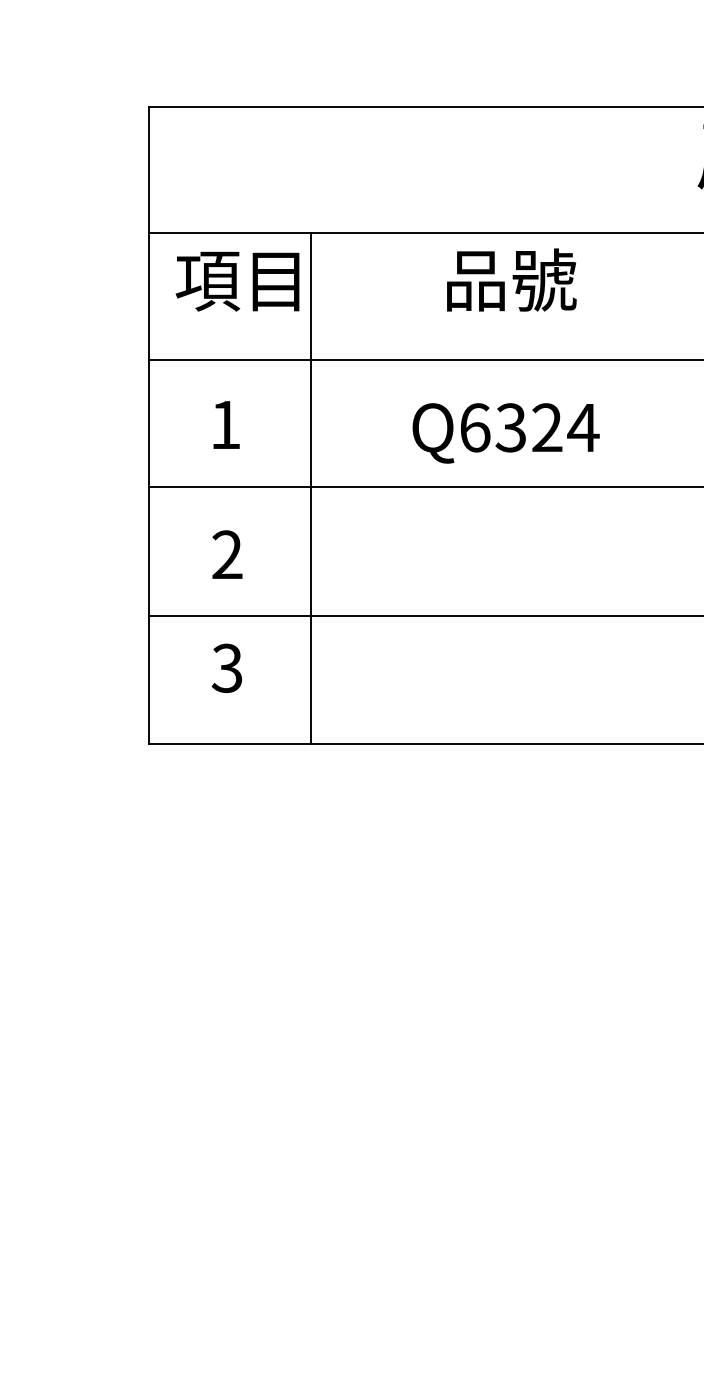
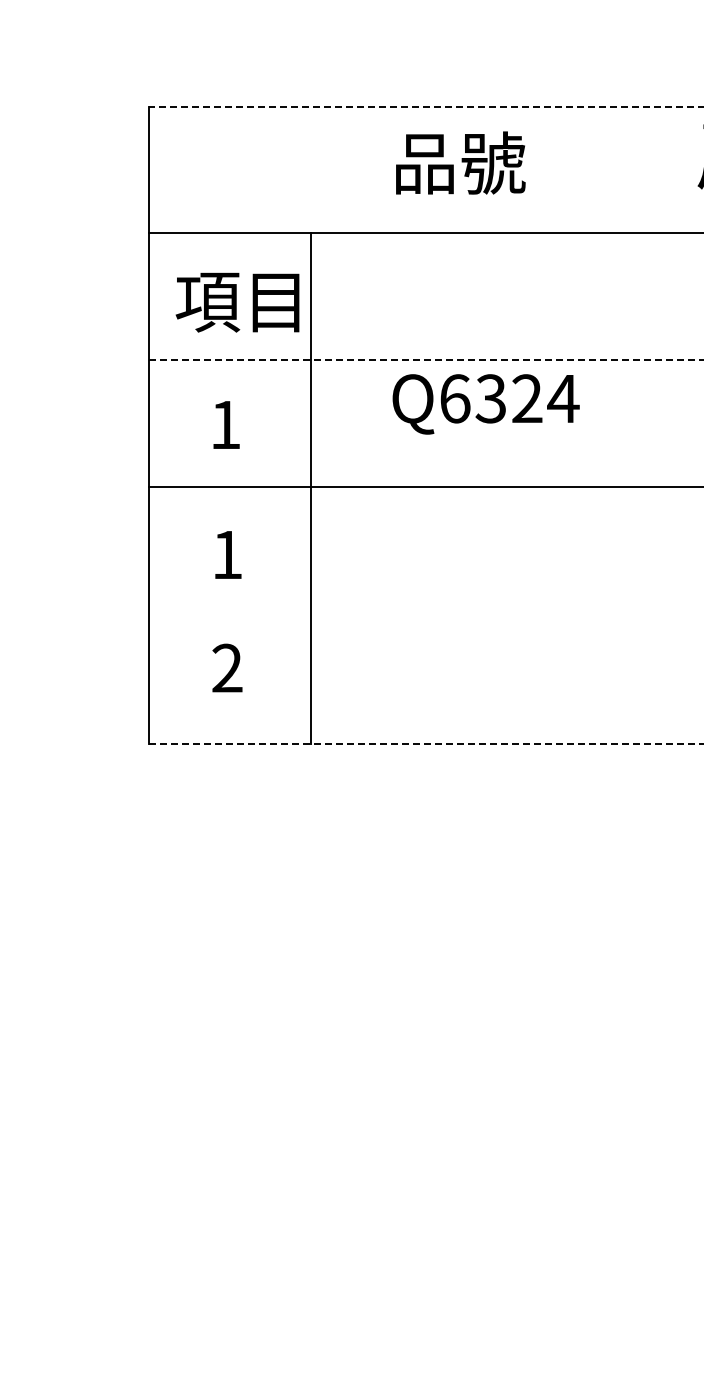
line: solid -> dashed (426, 107)
text position: (511, 279) -> (460, 162) (460, 162)
text position: (237, 281) -> (237, 302) (237, 302)
line: solid -> dashed (427, 360)
text position: (505, 433) -> (485, 404) (485, 404)
text: 2 -> 1 (227, 554)
line: present -> none (424, 615)
text: 3 -> 2 (226, 668)
line: solid -> dashed (427, 744)
